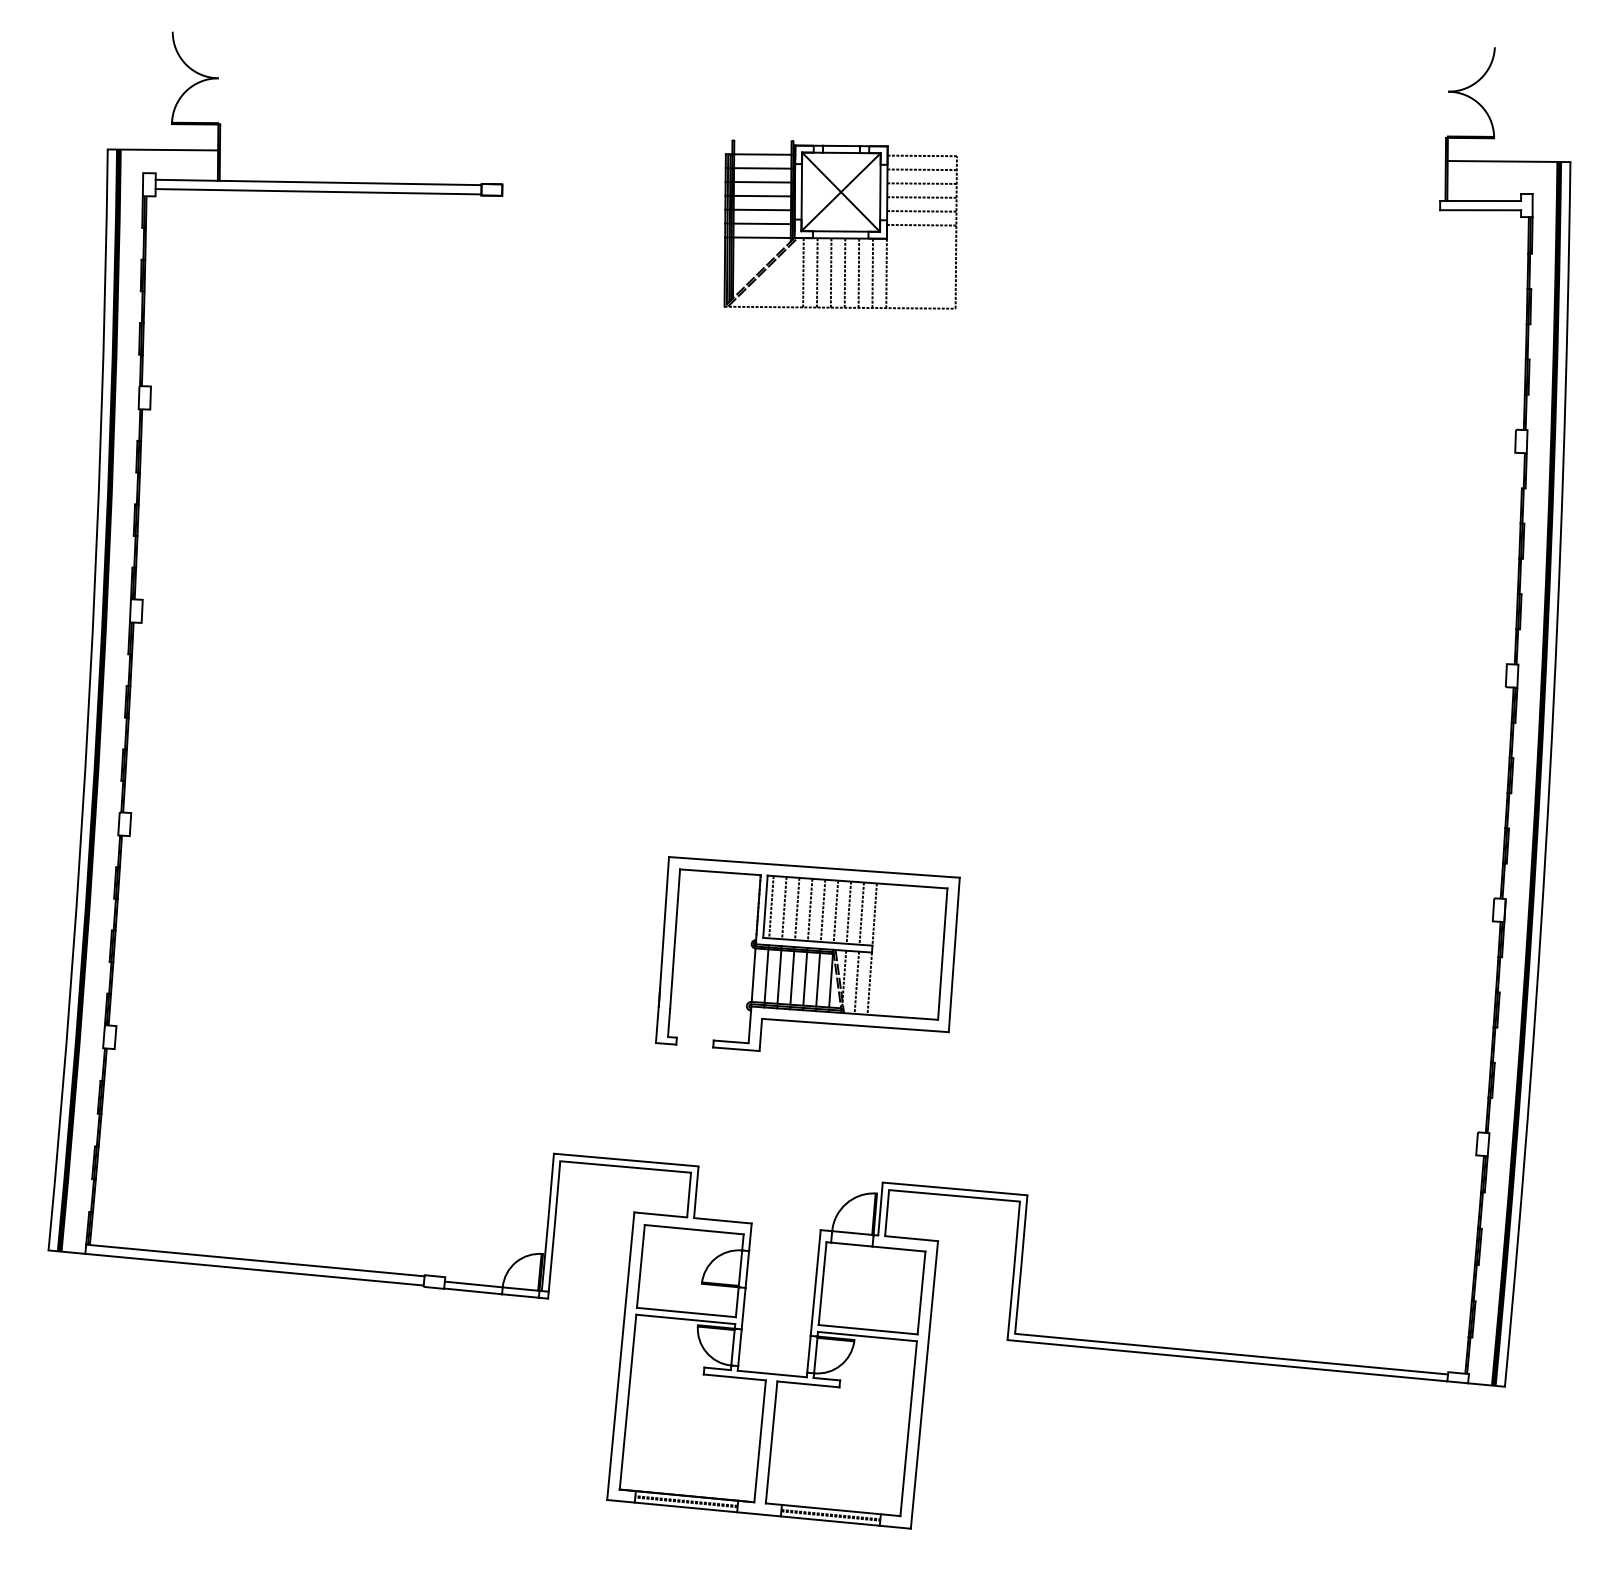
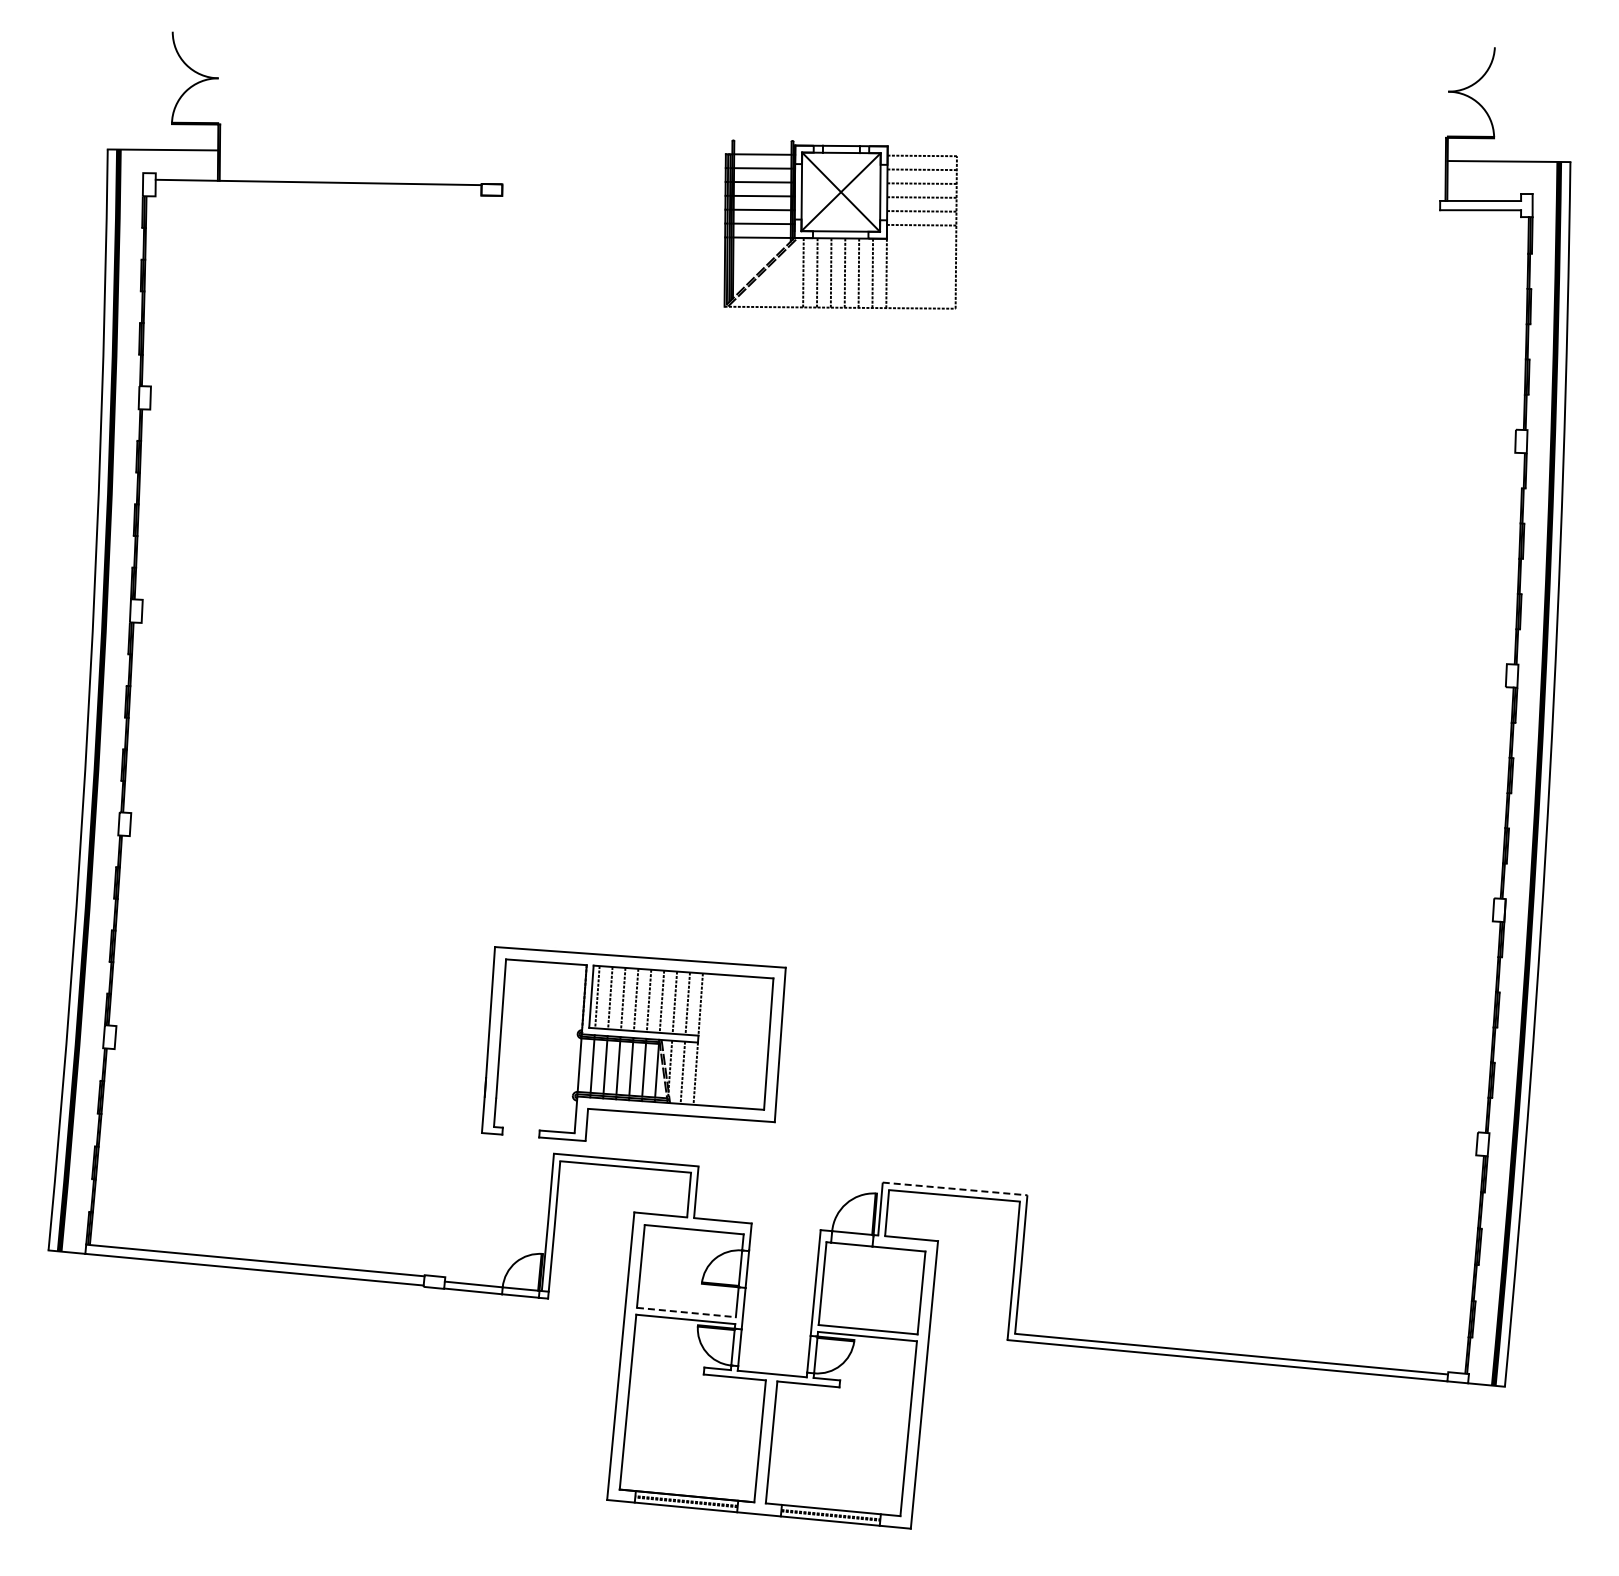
line: present -> none (318, 191)
part position: (807, 953) -> (633, 1043) (633, 1043)
line: solid -> dashed (955, 1188)
line: solid -> dashed (686, 1312)
